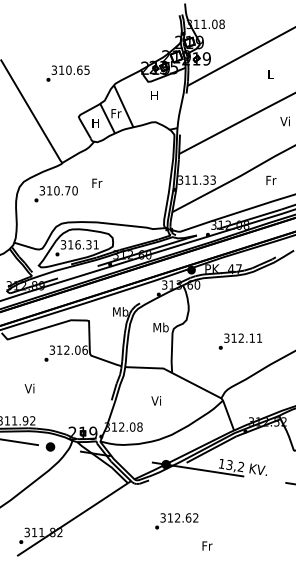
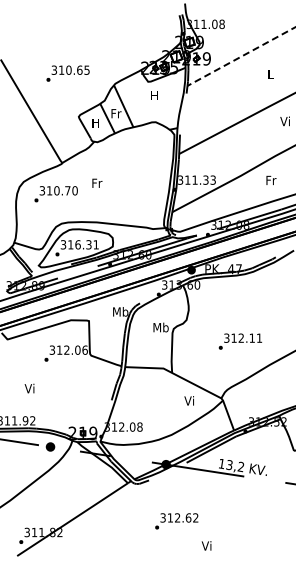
line: solid -> dashed (241, 56)
text position: (155, 400) -> (188, 400) (188, 400)
text: Fr -> Vi (206, 545)
